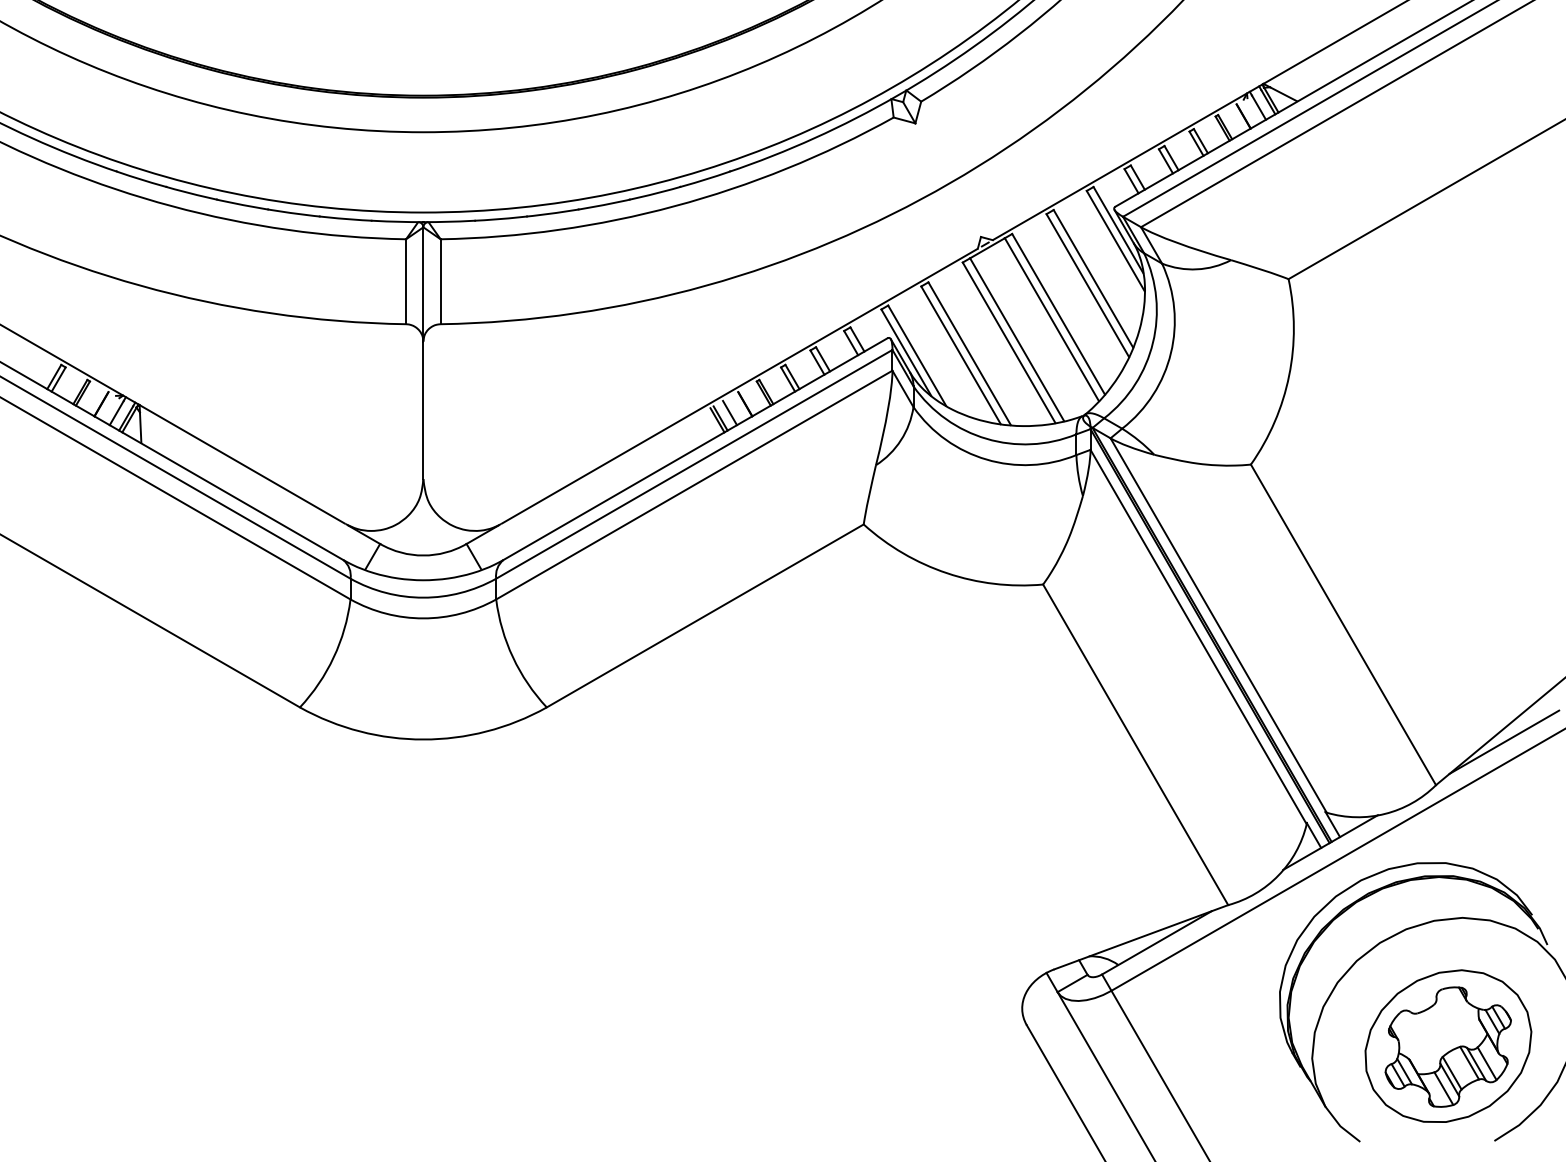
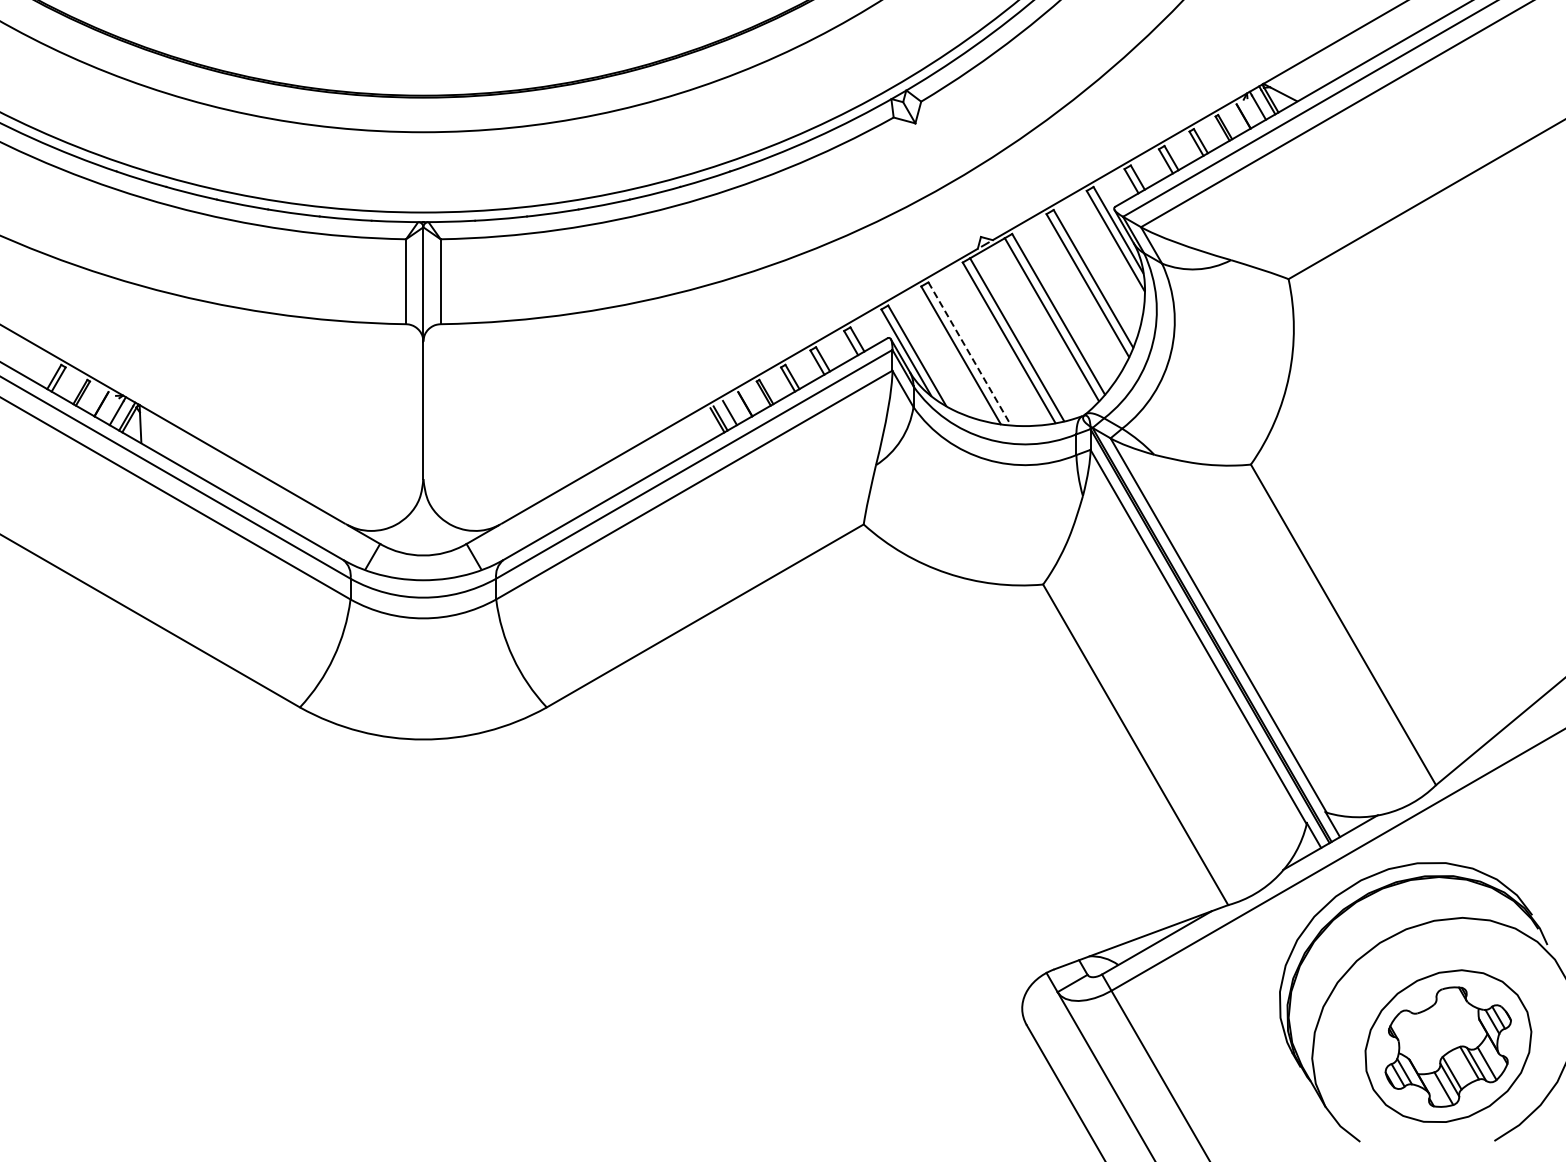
line: solid -> dashed (969, 354)
line: present -> none (1504, 741)
